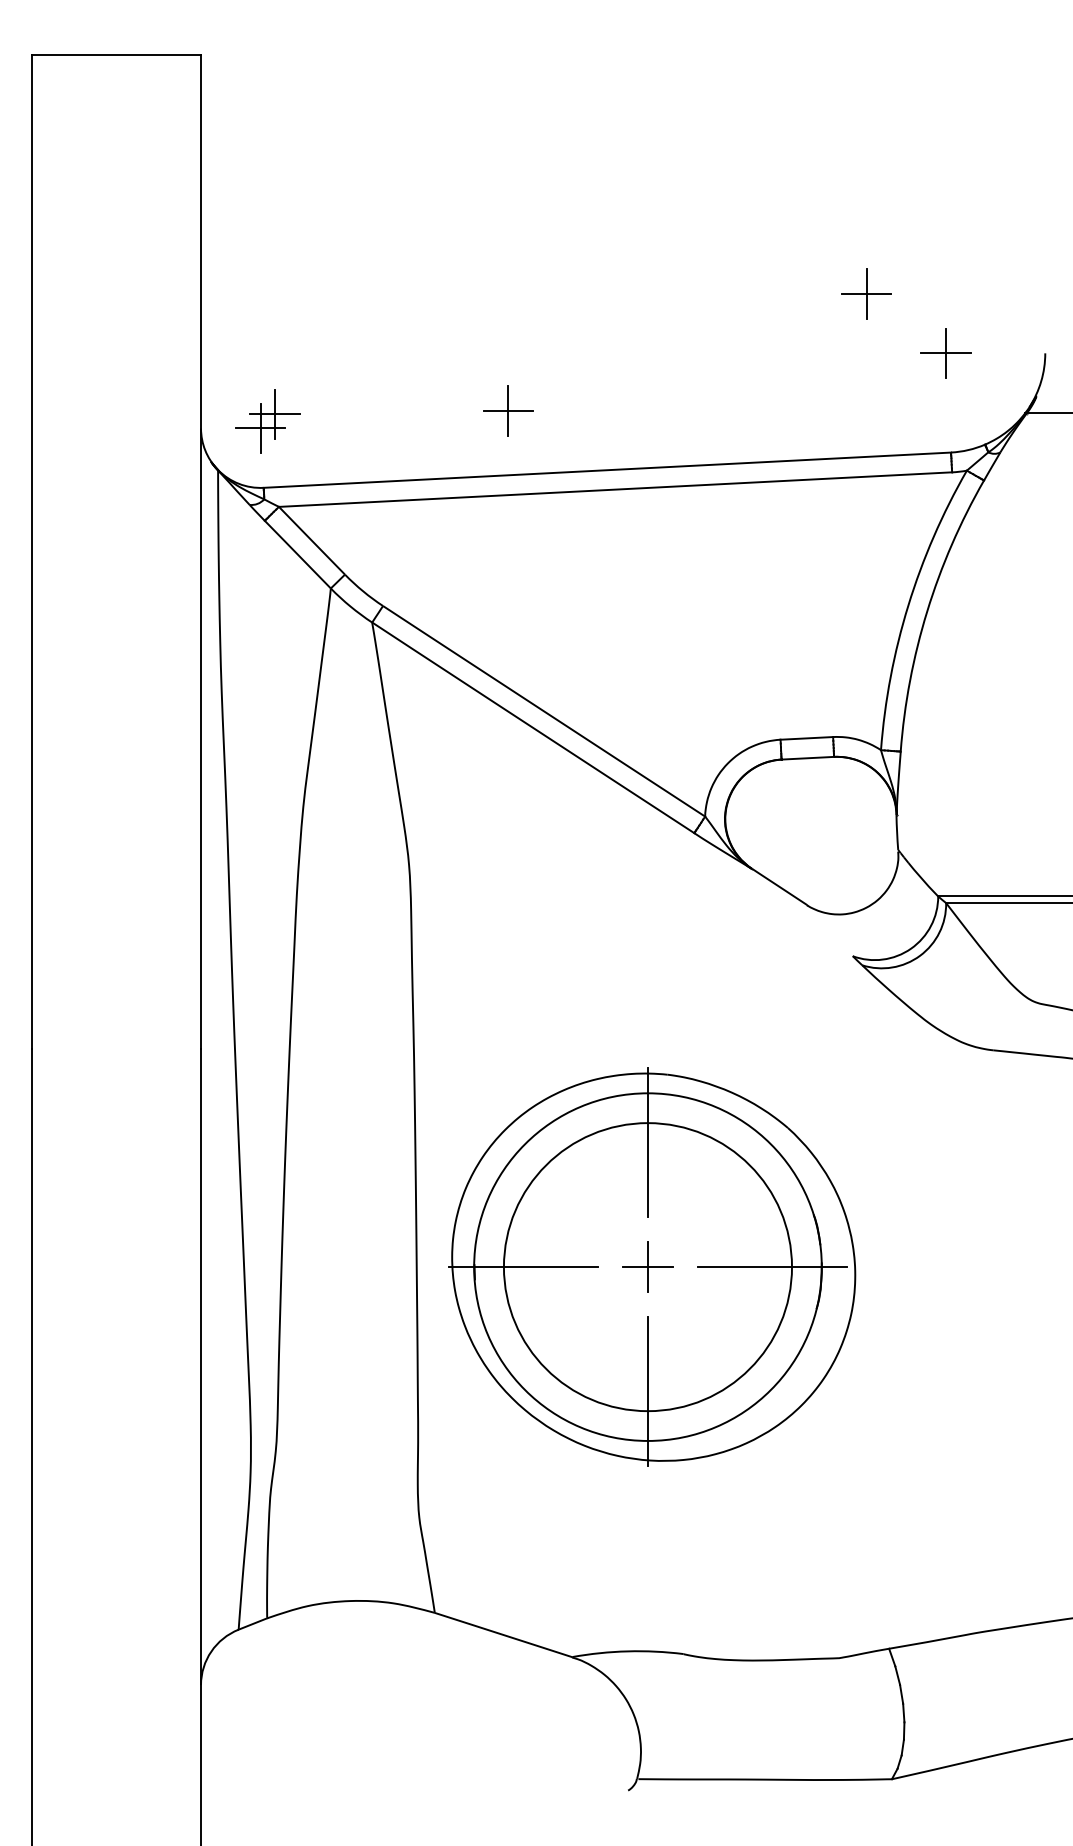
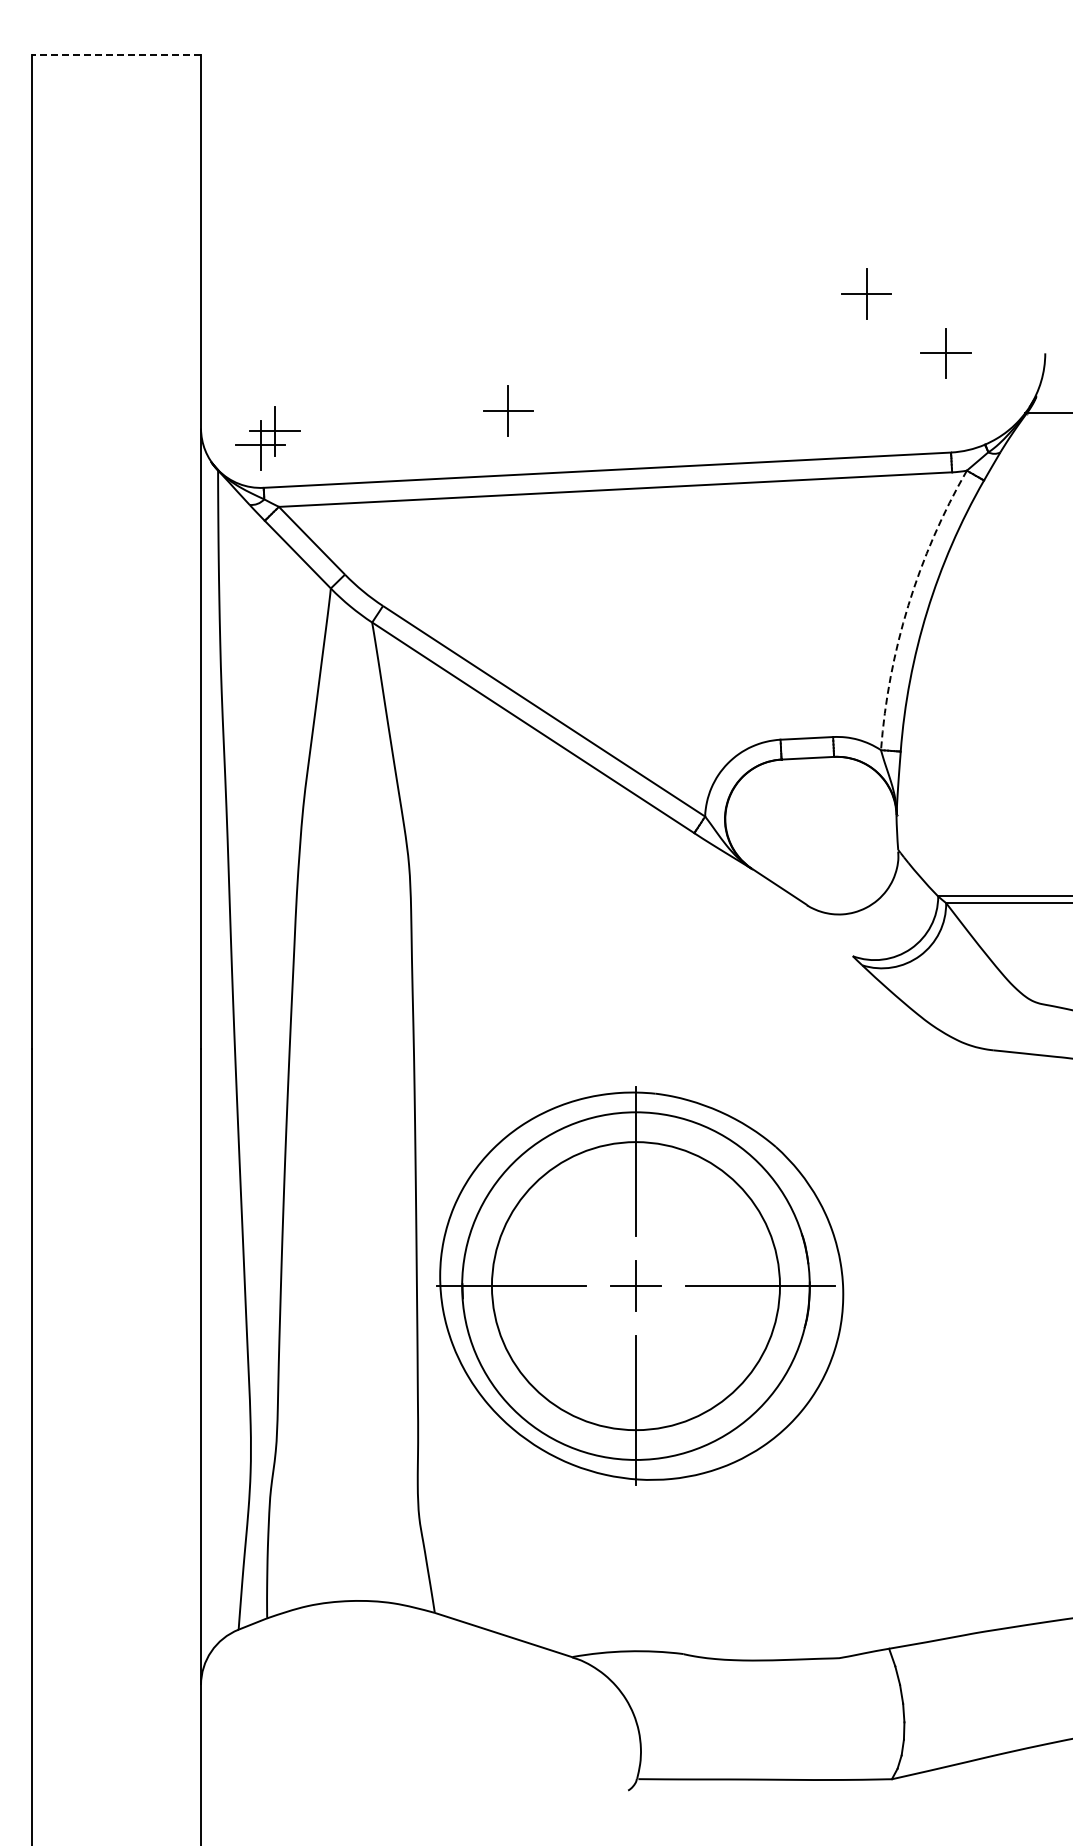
line: solid -> dashed (116, 55)
part position: (267, 421) -> (267, 438) (267, 438)
arc: solid -> dashed (908, 605)
part position: (652, 1266) -> (640, 1285) (640, 1285)
